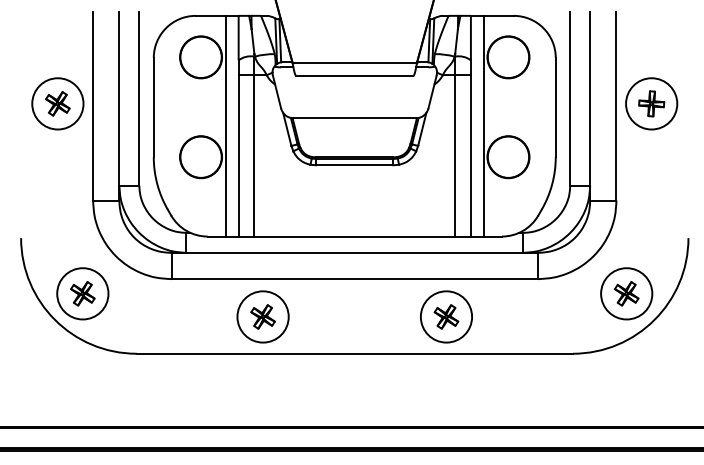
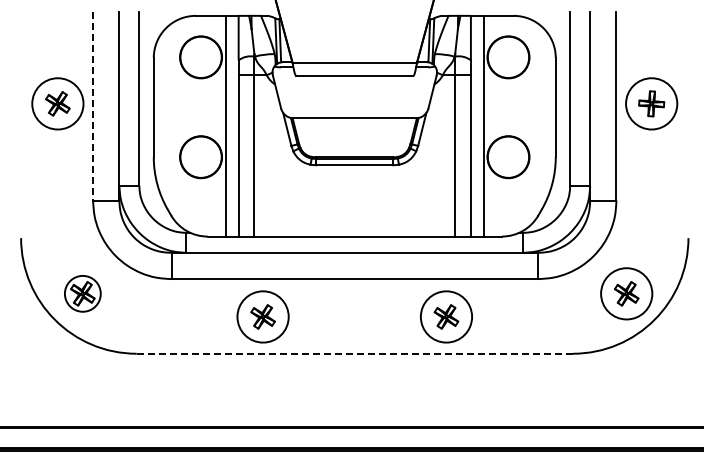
line: solid -> dashed (93, 106)
circle diameter: 51 px -> 36 px (82, 293)
line: solid -> dashed (354, 353)
